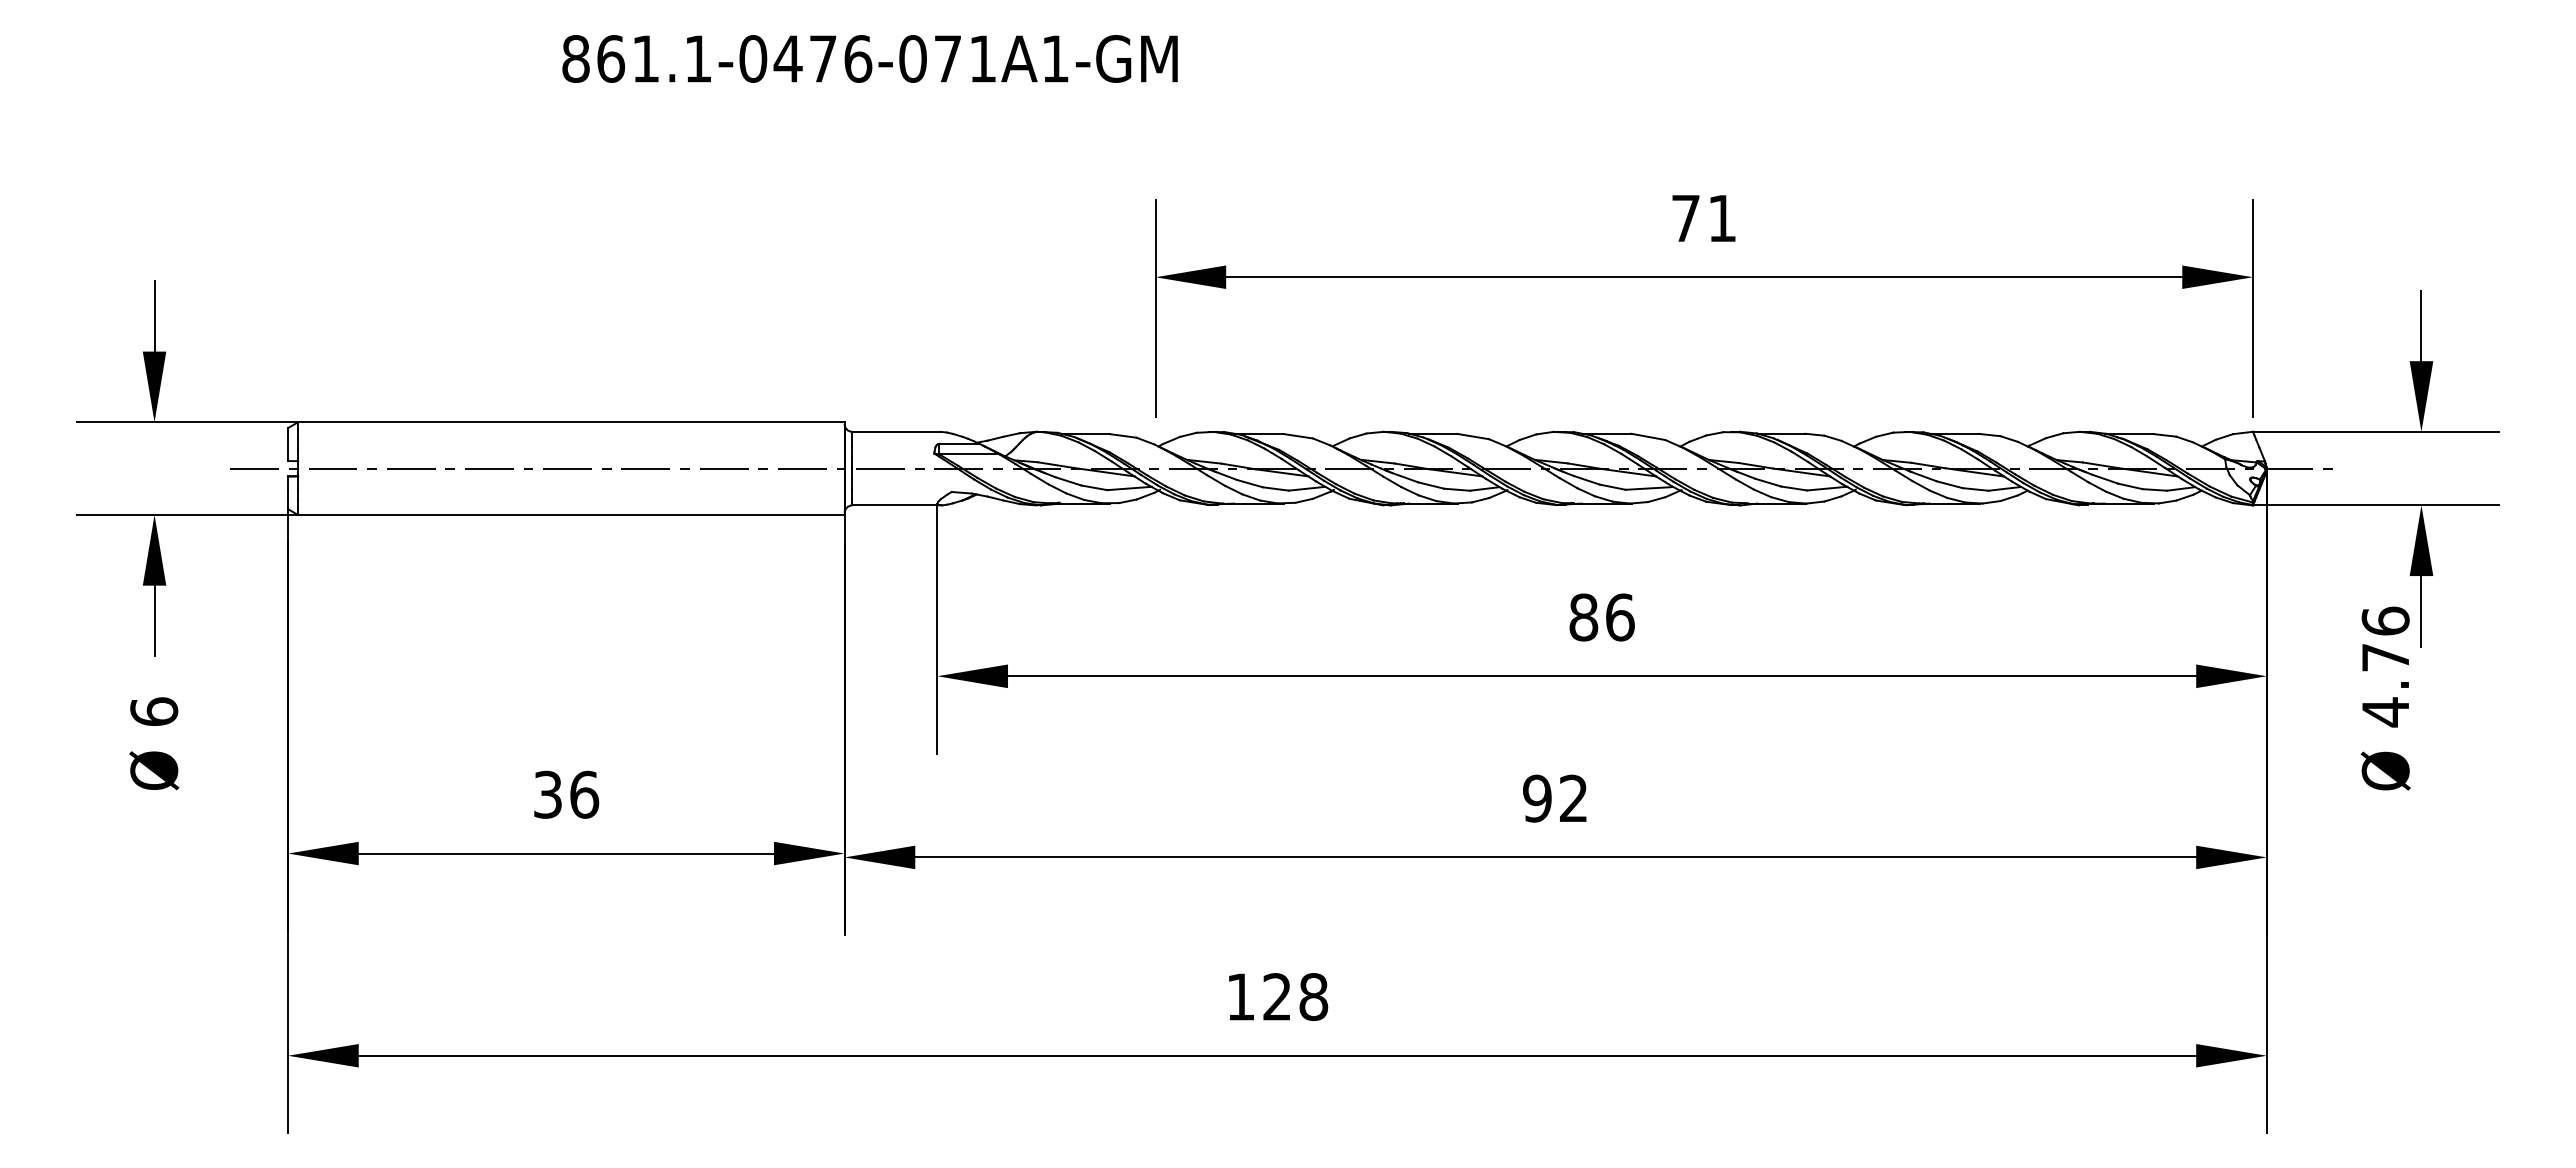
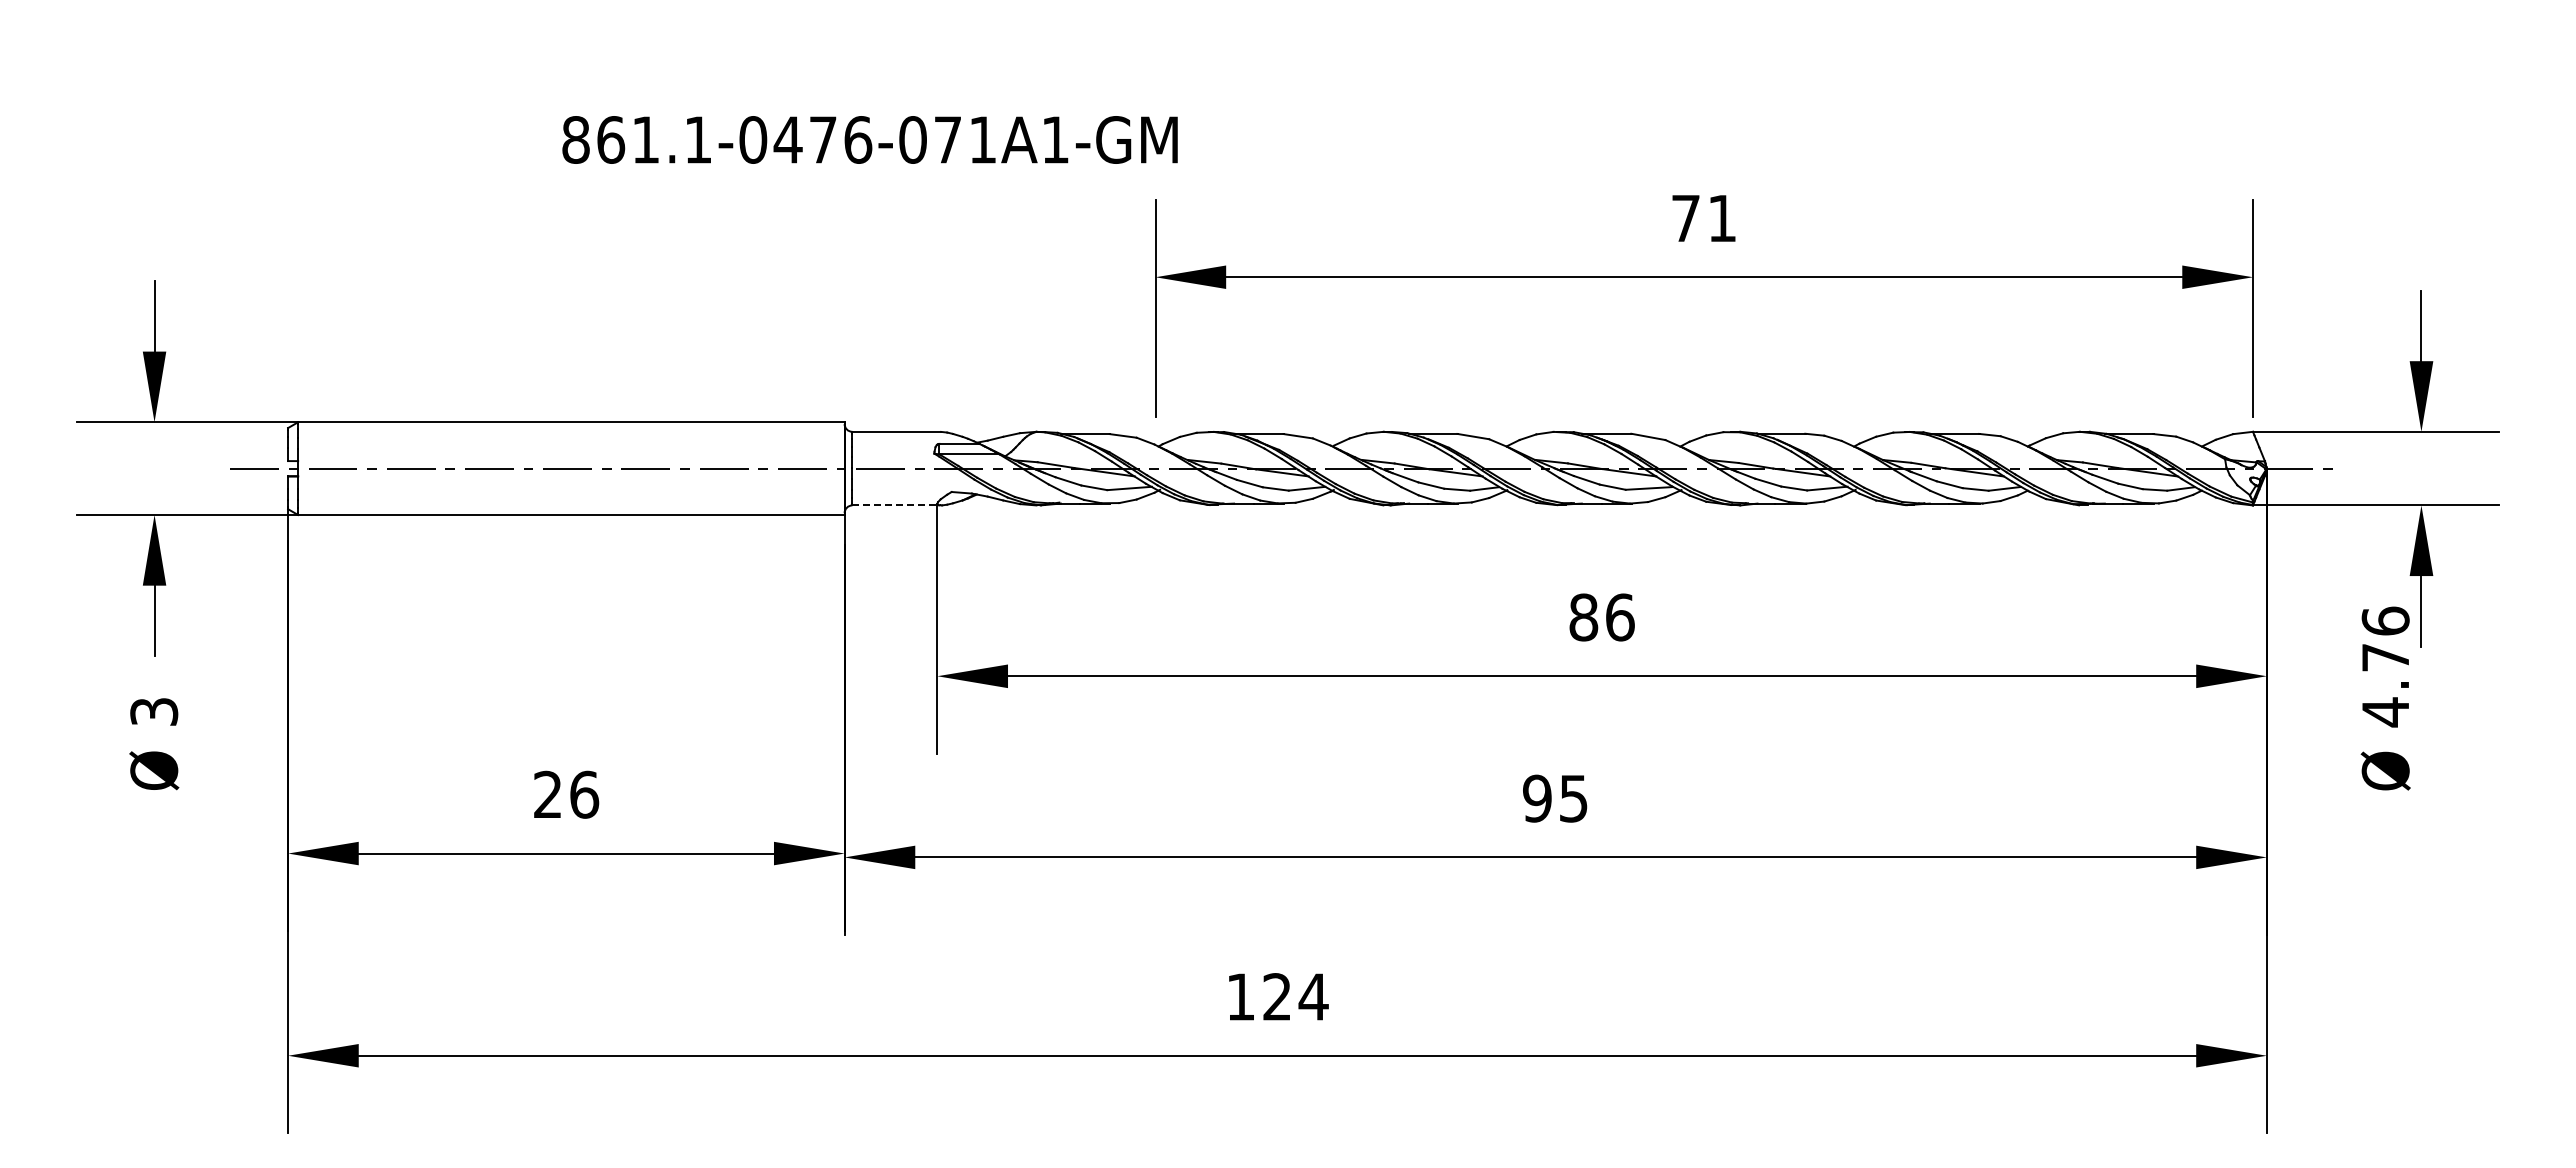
text position: (869, 58) -> (869, 139) (869, 139)
line: solid -> dashed (897, 505)
text: 6 -> 3 (154, 711)
text: 36 -> 26 (547, 794)
text: 92 -> 95 (1573, 798)
text: 128 -> 124 (1313, 996)
